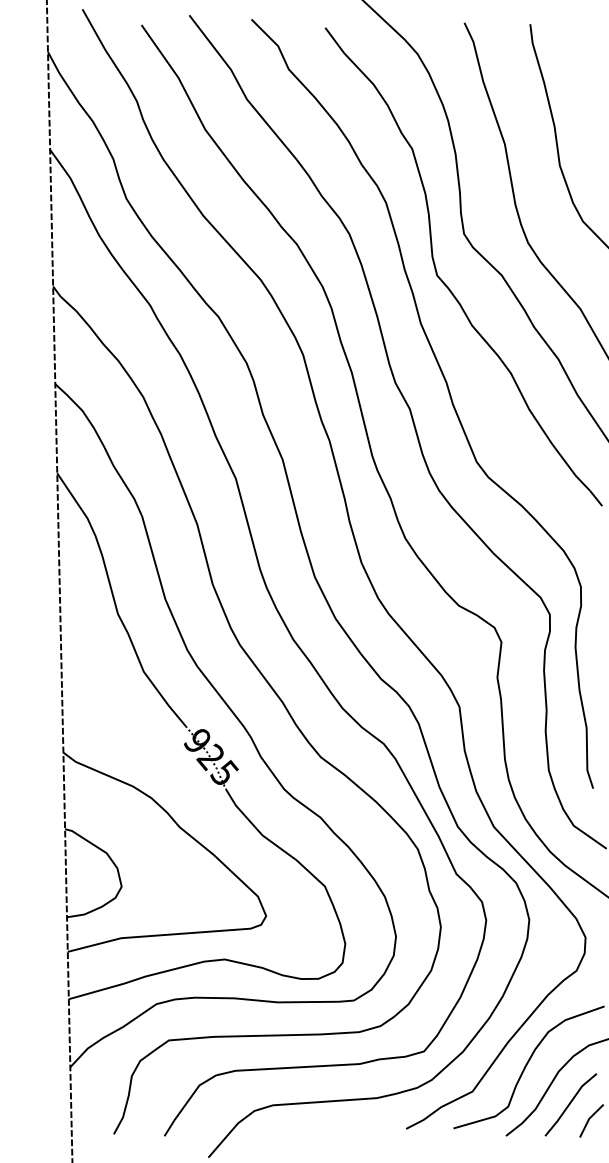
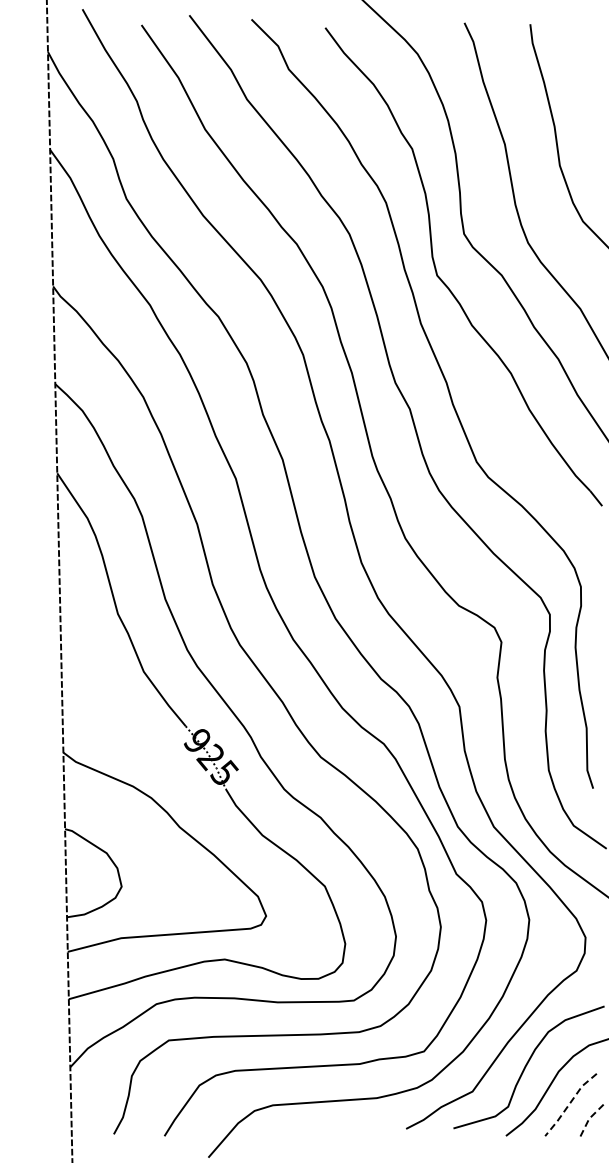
line: solid -> dashed (569, 1103)
line: solid -> dashed (589, 1118)
